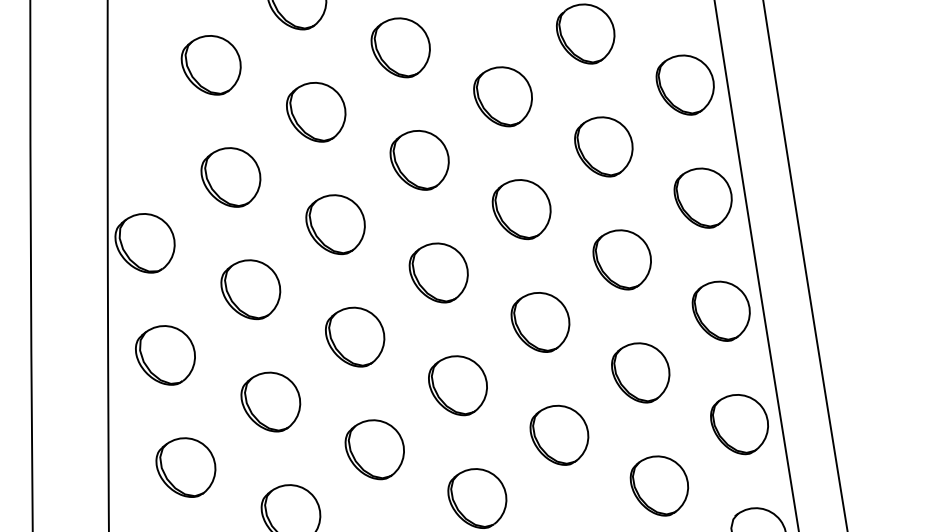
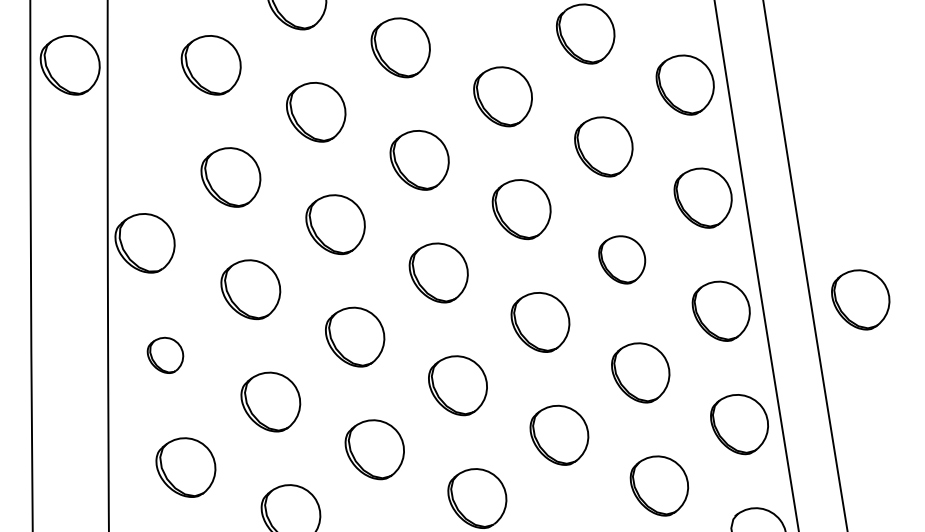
part: none -> present (69, 65)
part size: 60x62 px -> 49x50 px (622, 259)
part: none -> present (860, 299)
part size: 61x61 px -> 39x38 px (165, 354)
